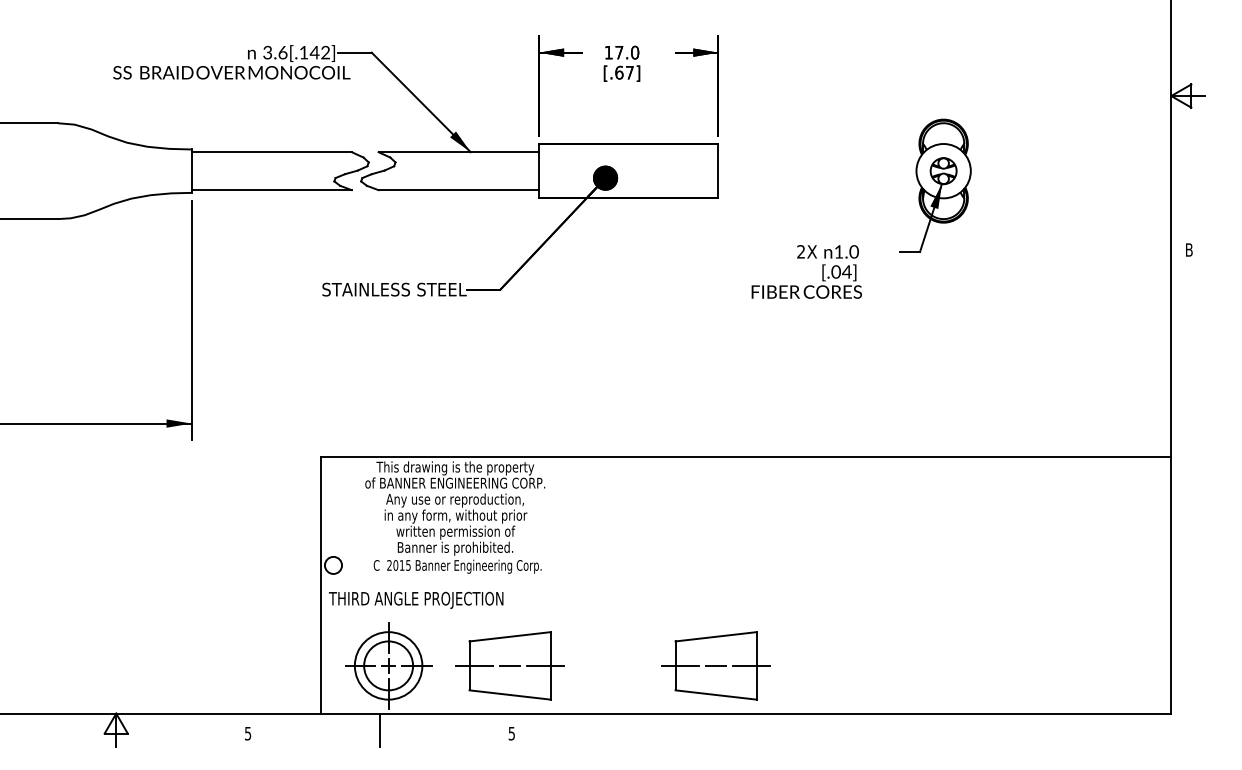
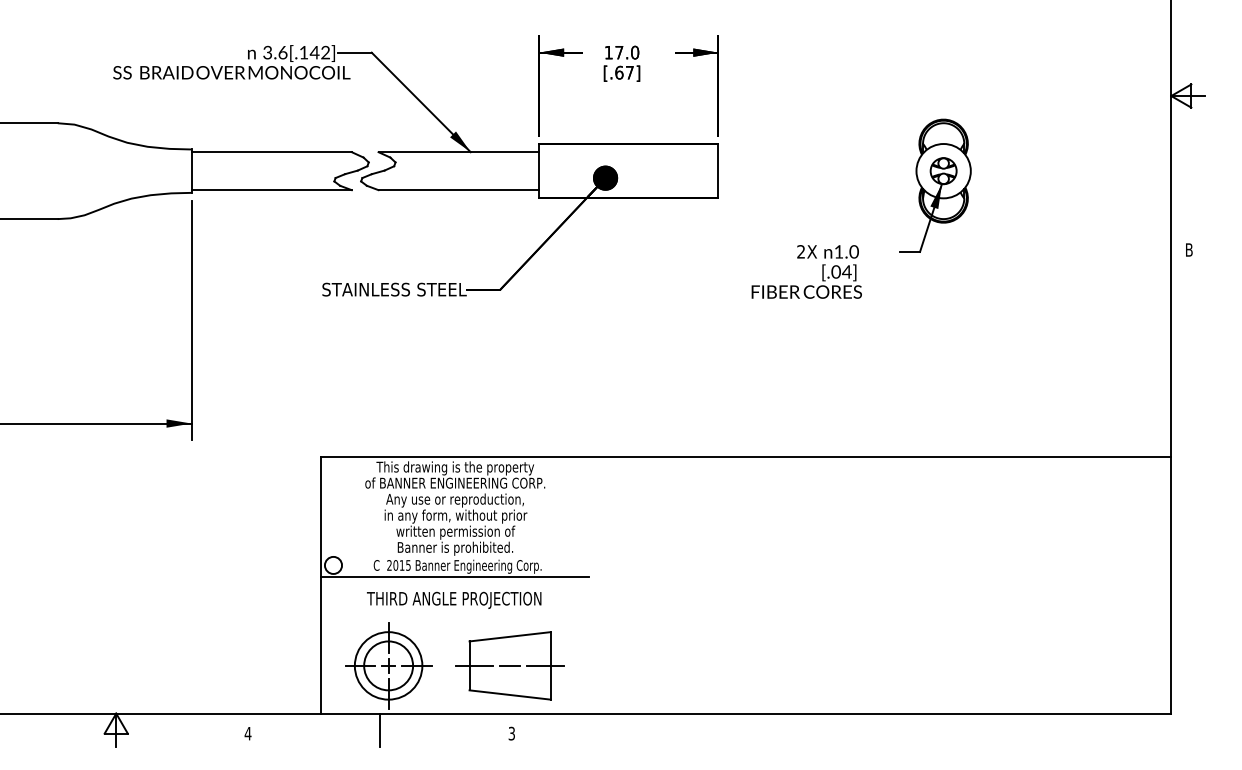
line: none -> present (454, 577)
text position: (416, 599) -> (454, 599) (454, 599)
part: present -> none (715, 665)
text: 5 -> 3 (511, 732)
text: 5 -> 4 (247, 733)
